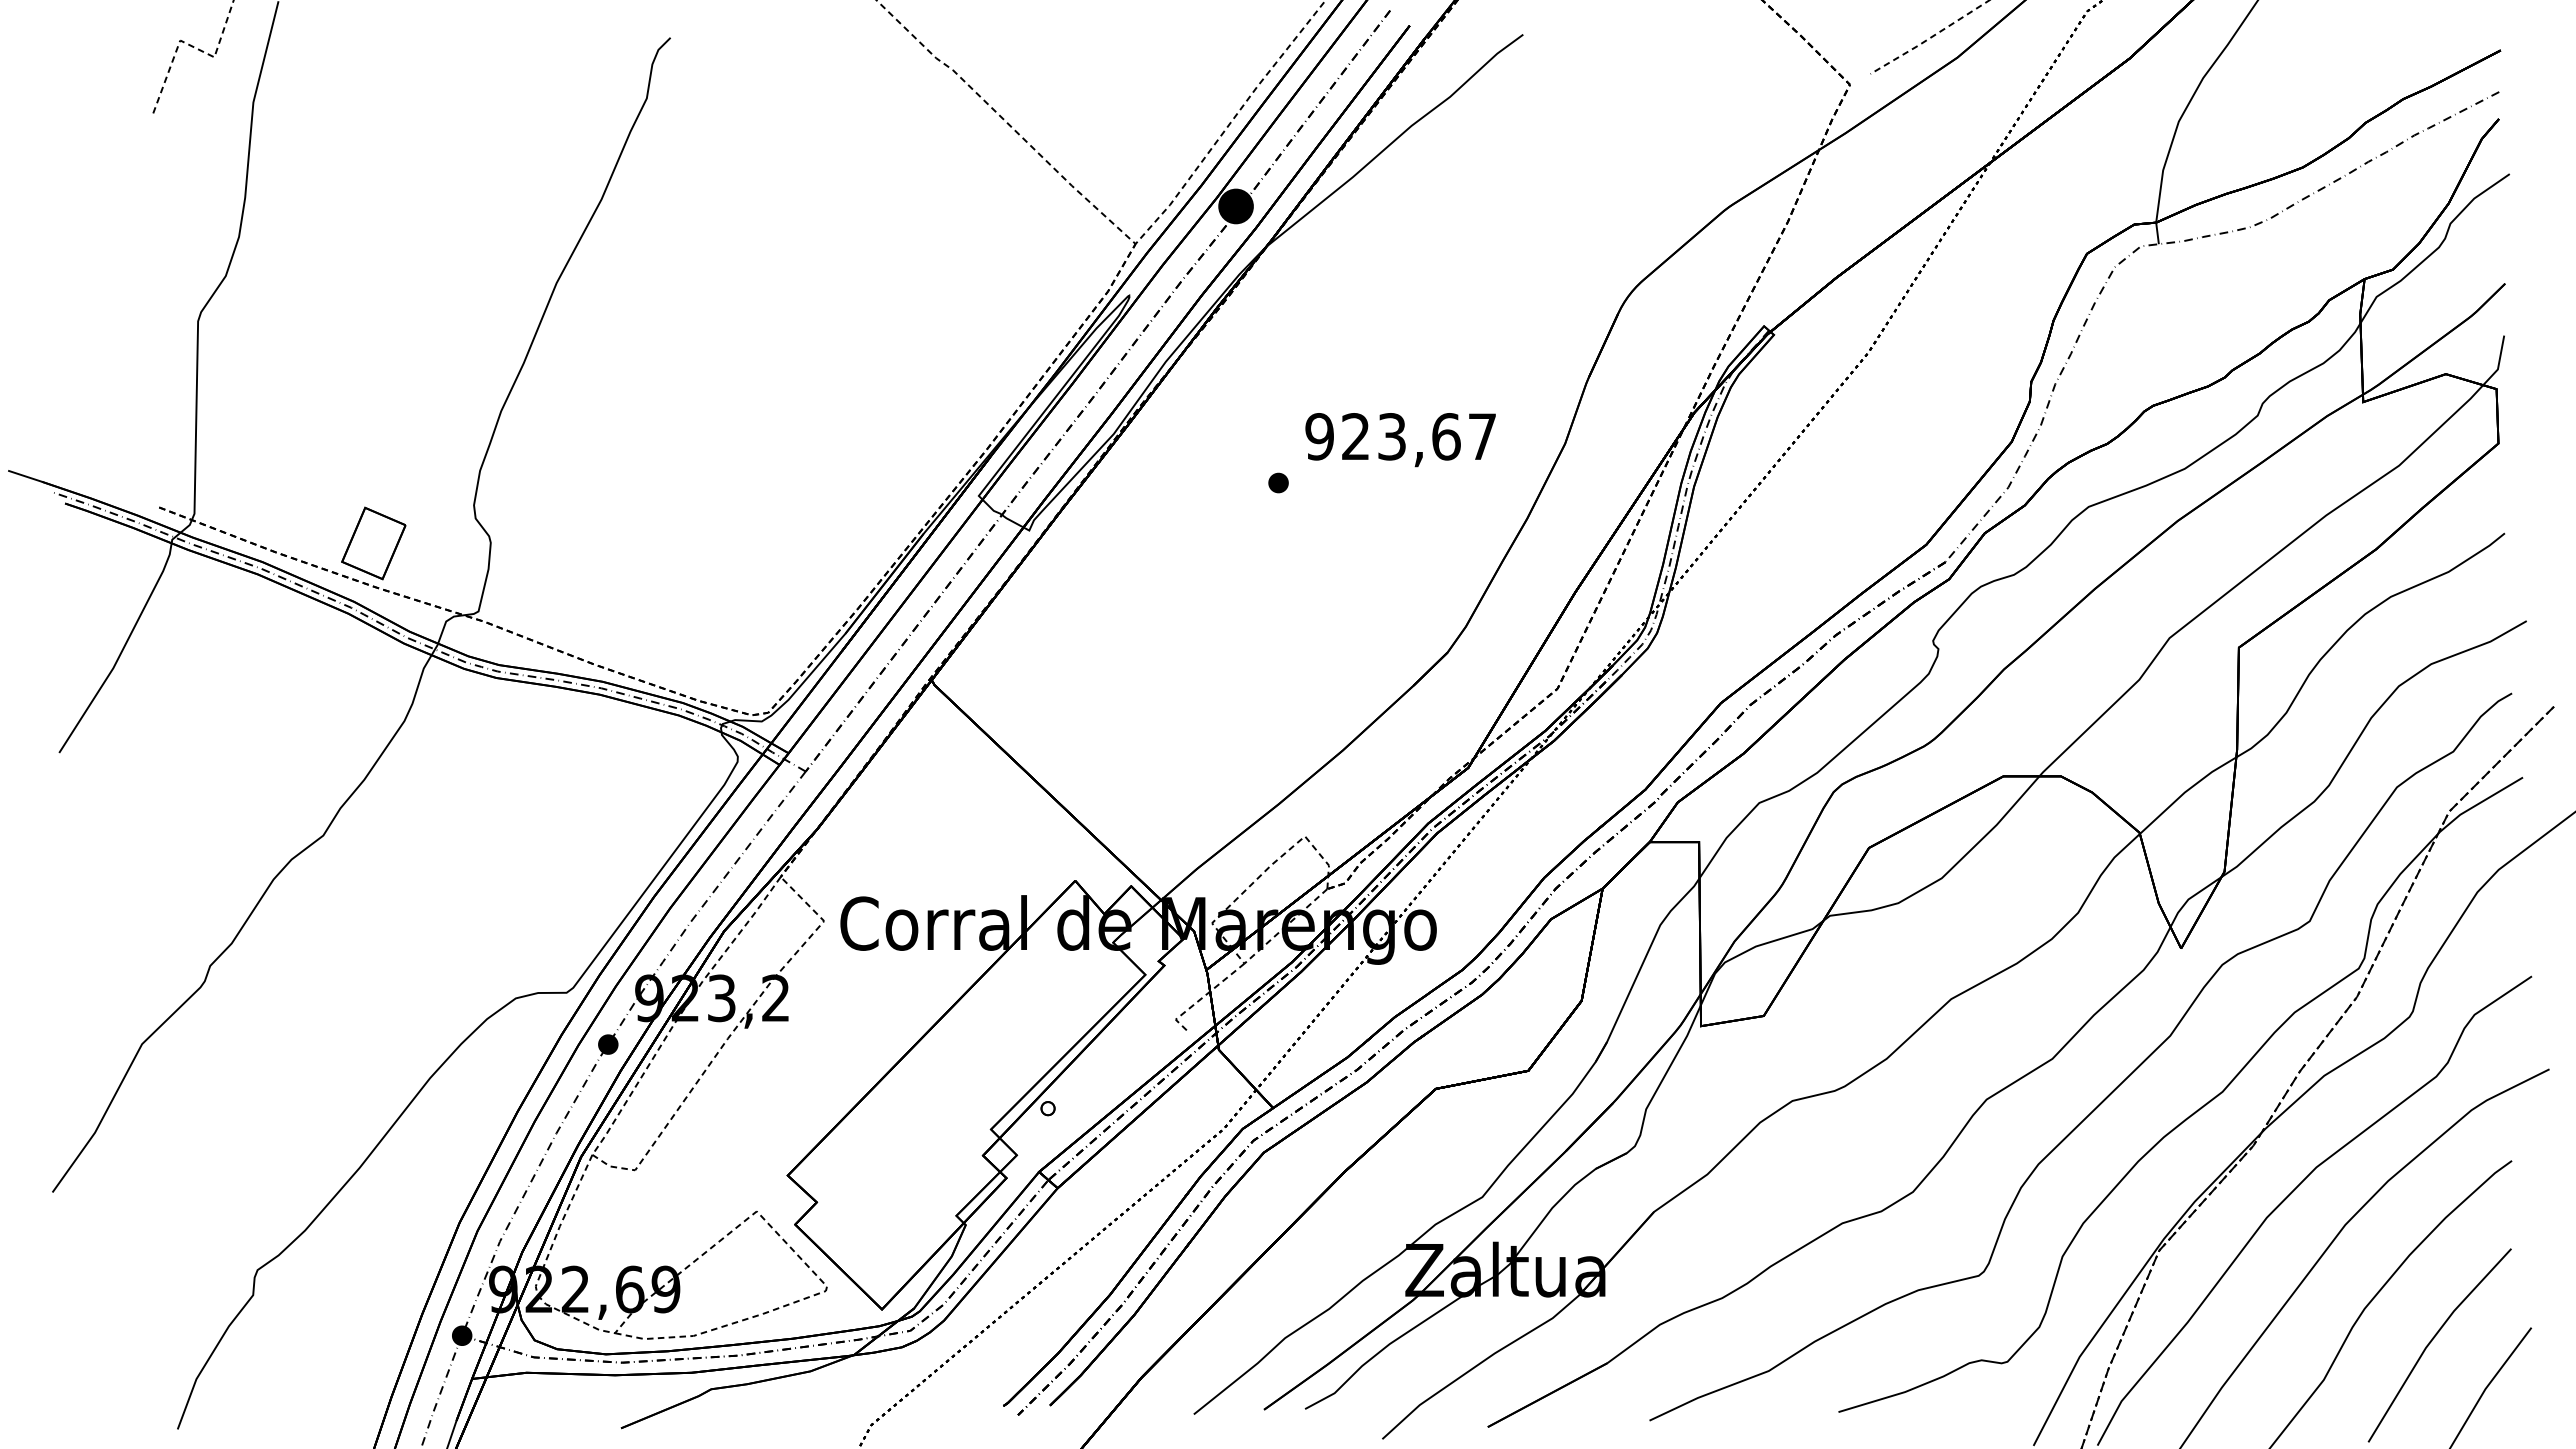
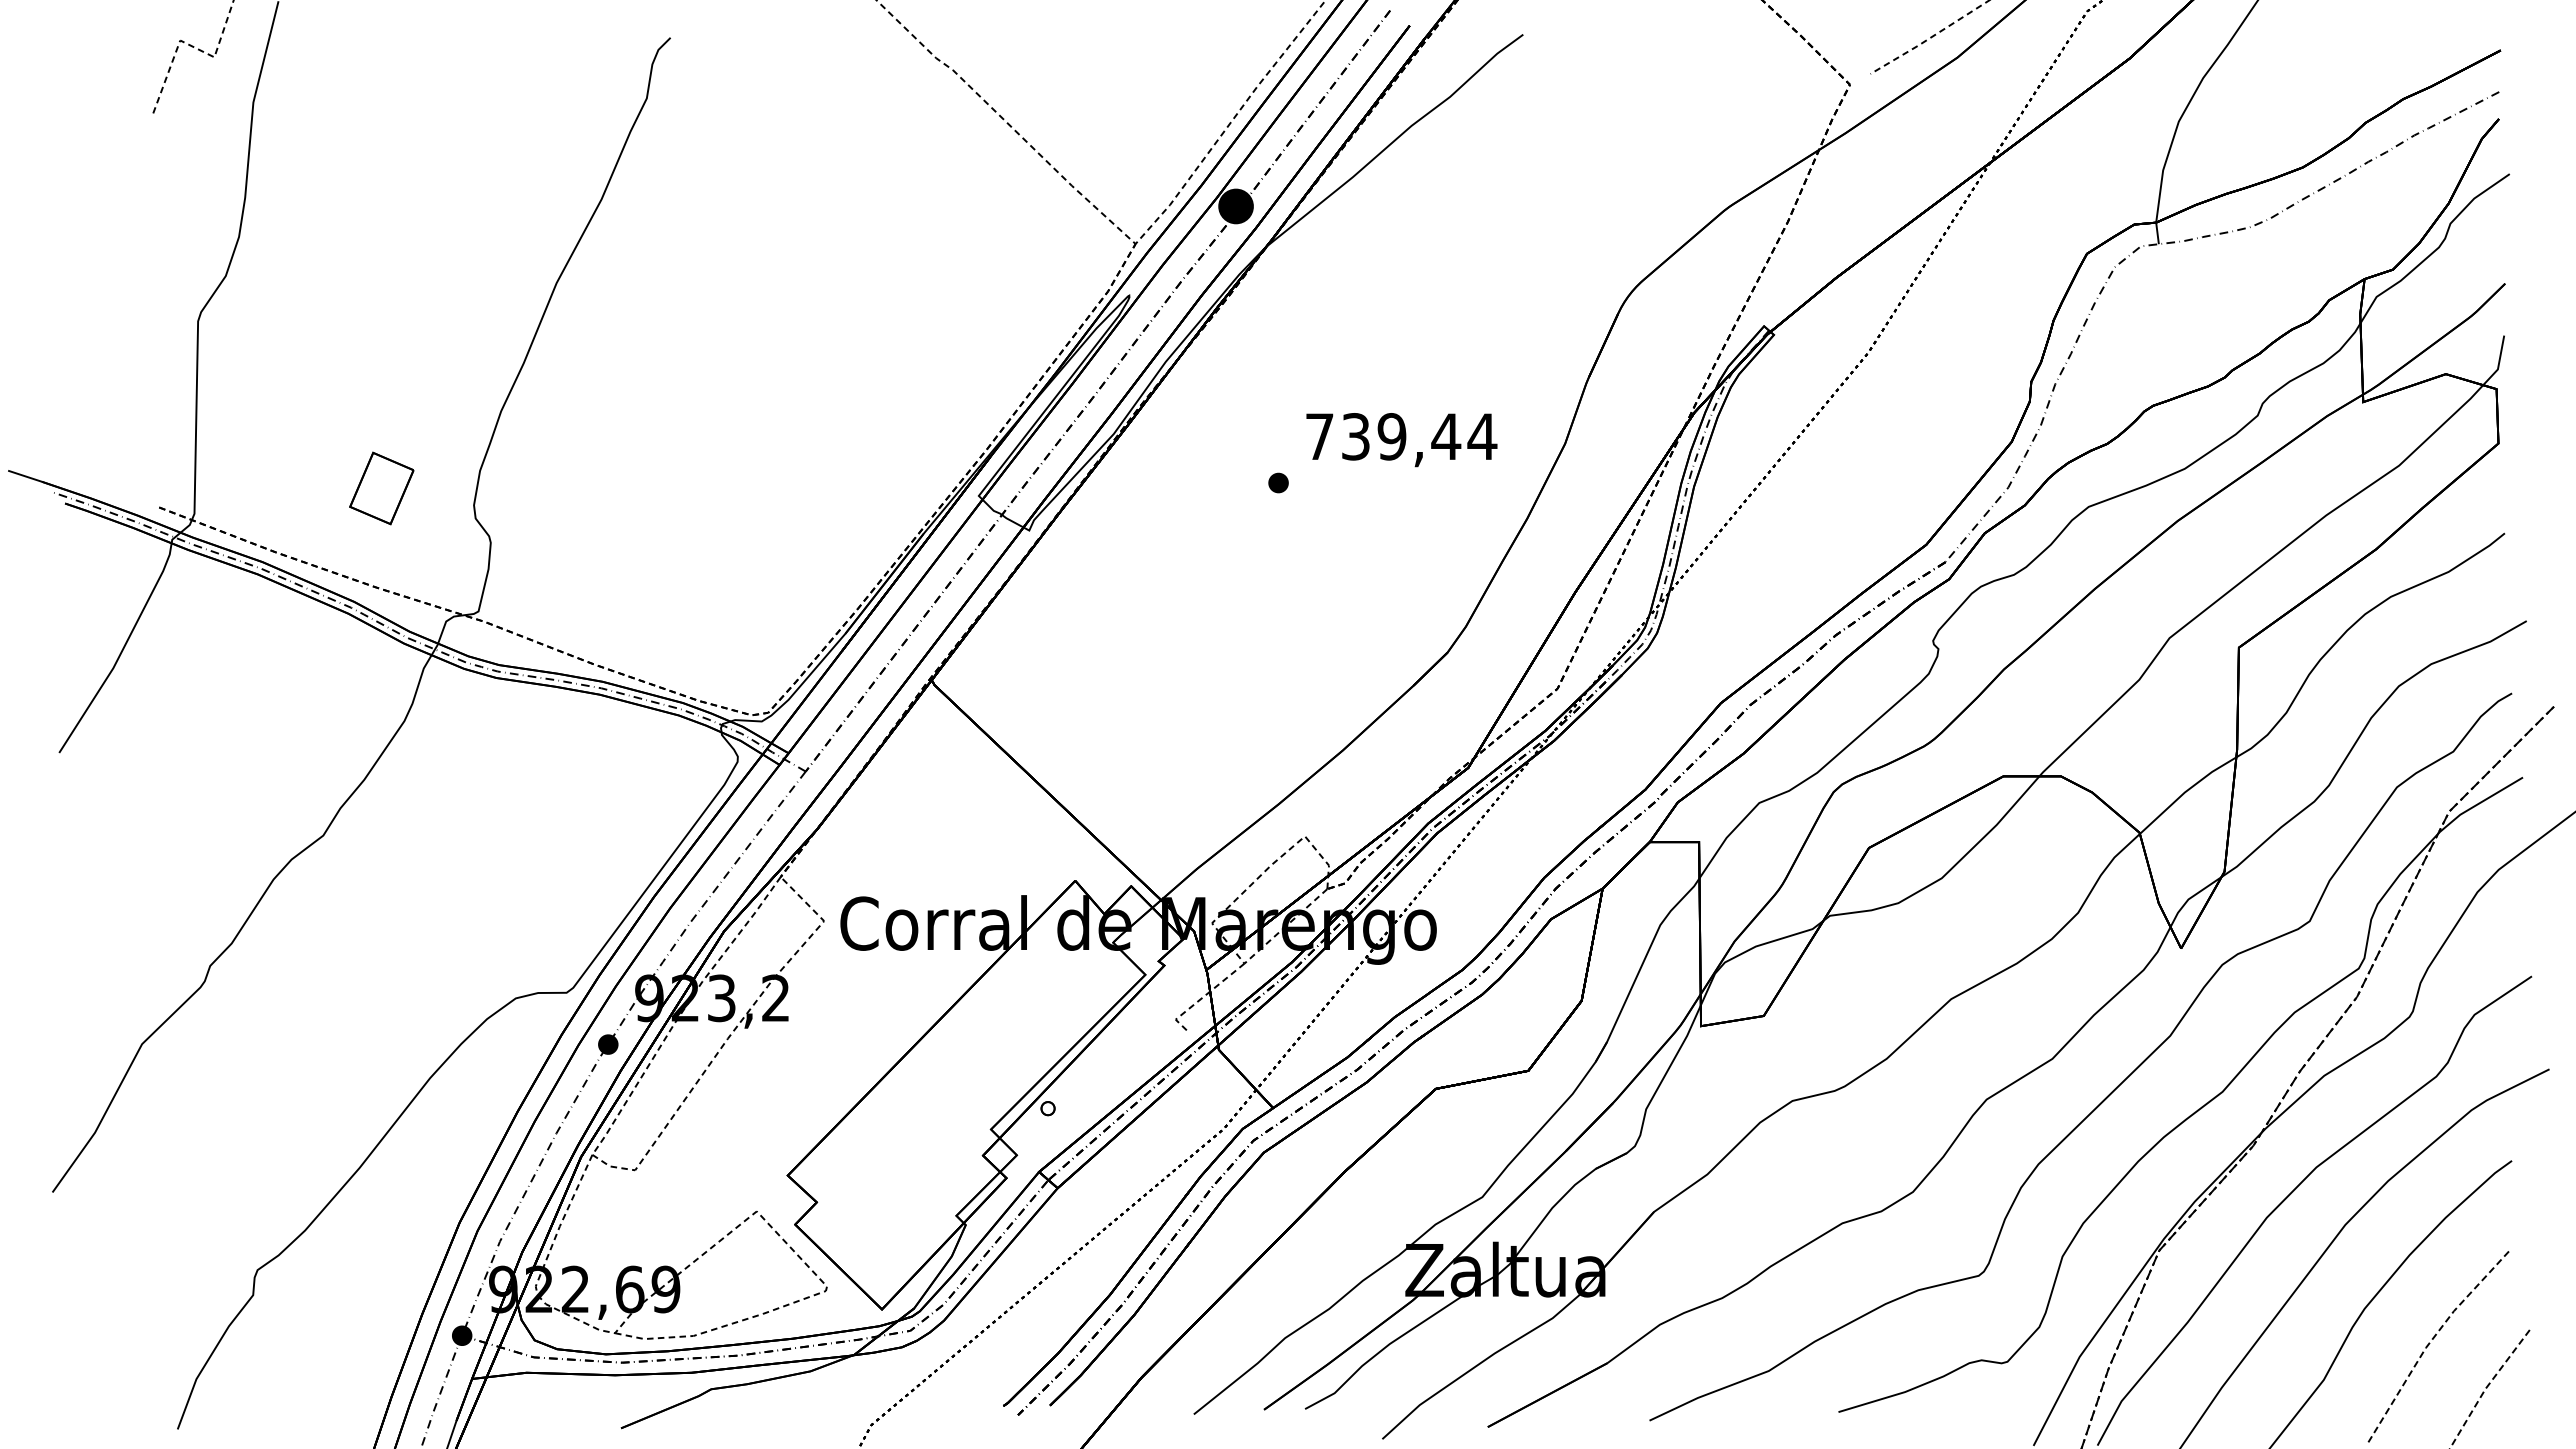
text: 923,67 -> 739,44 (1401, 436)
part position: (373, 543) -> (381, 488) (381, 488)
line: solid -> dashed (2432, 1339)
line: solid -> dashed (2487, 1386)
